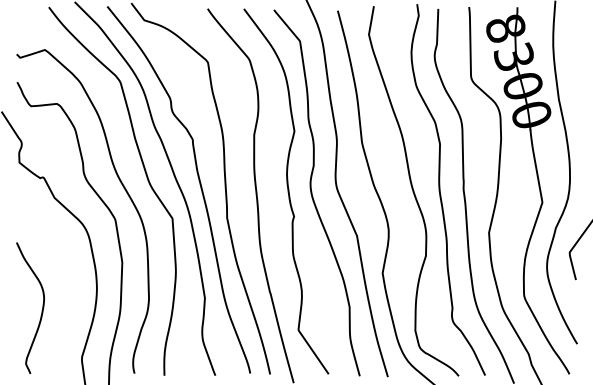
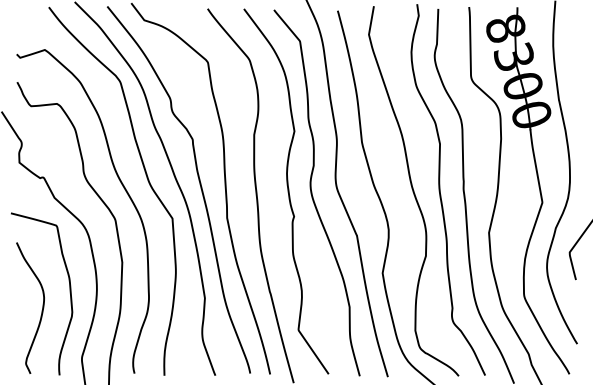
curve: none -> present (69, 293)
